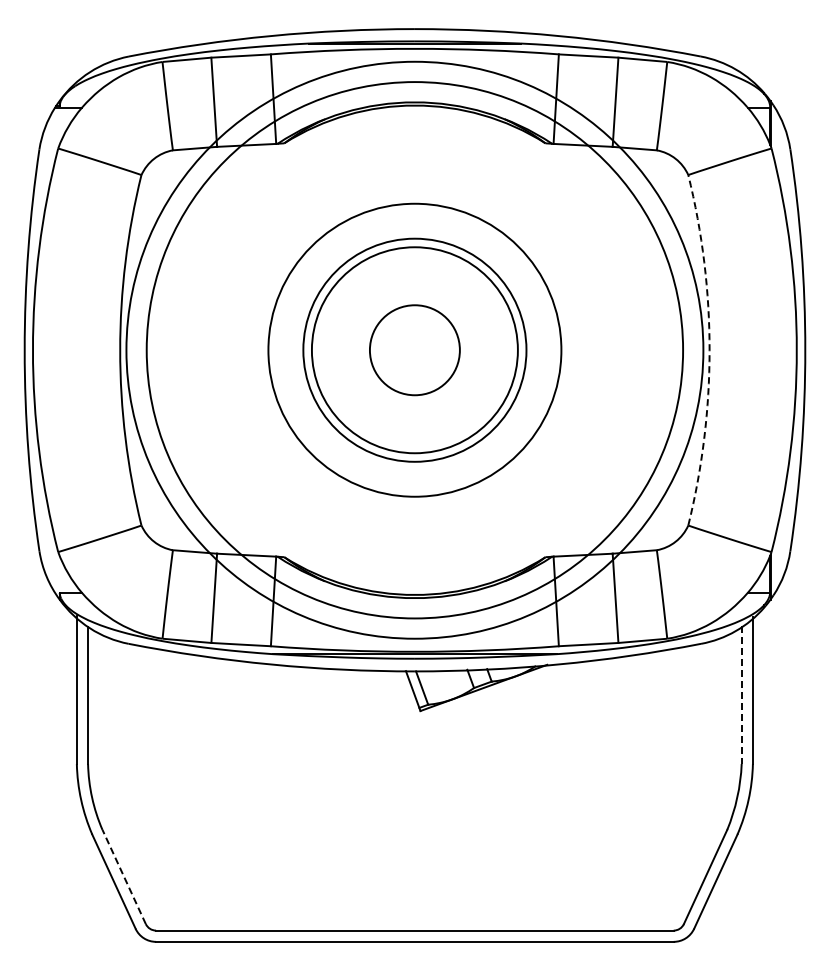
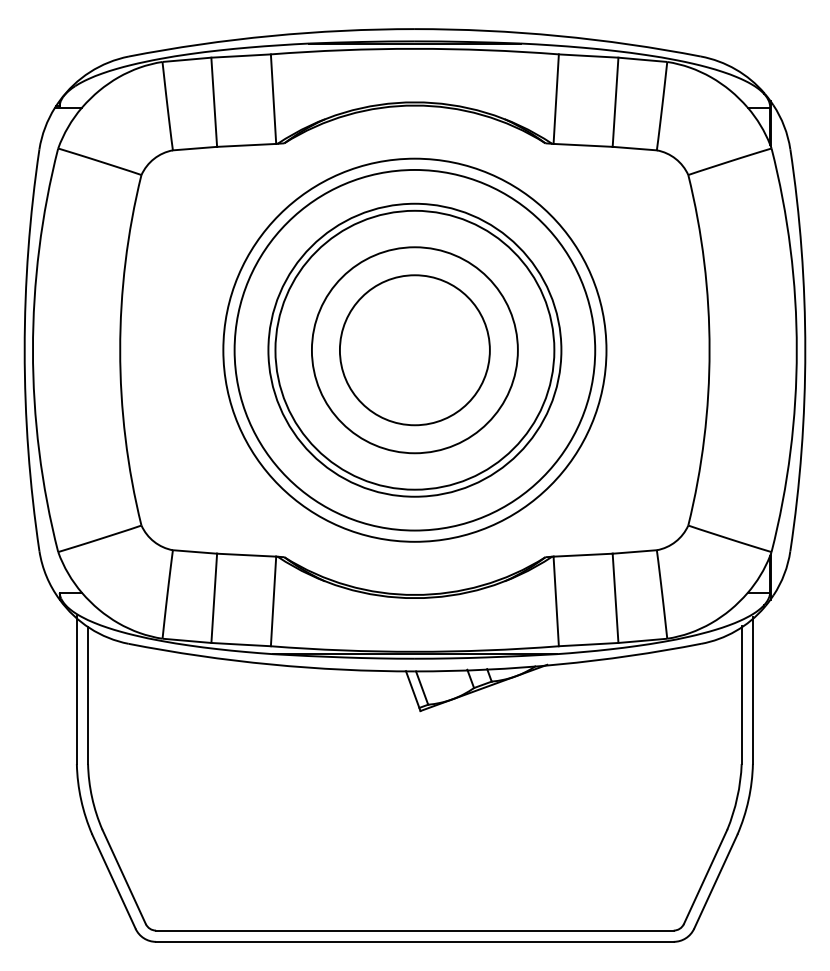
circle diameter: 223 px -> 279 px (414, 349)
circle diameter: 577 px -> 361 px (414, 349)
circle diameter: 536 px -> 383 px (414, 349)
circle diameter: 90 px -> 150 px (414, 350)
arc: dashed -> solid (709, 350)
line: dashed -> solid (741, 695)
line: dashed -> solid (124, 877)
